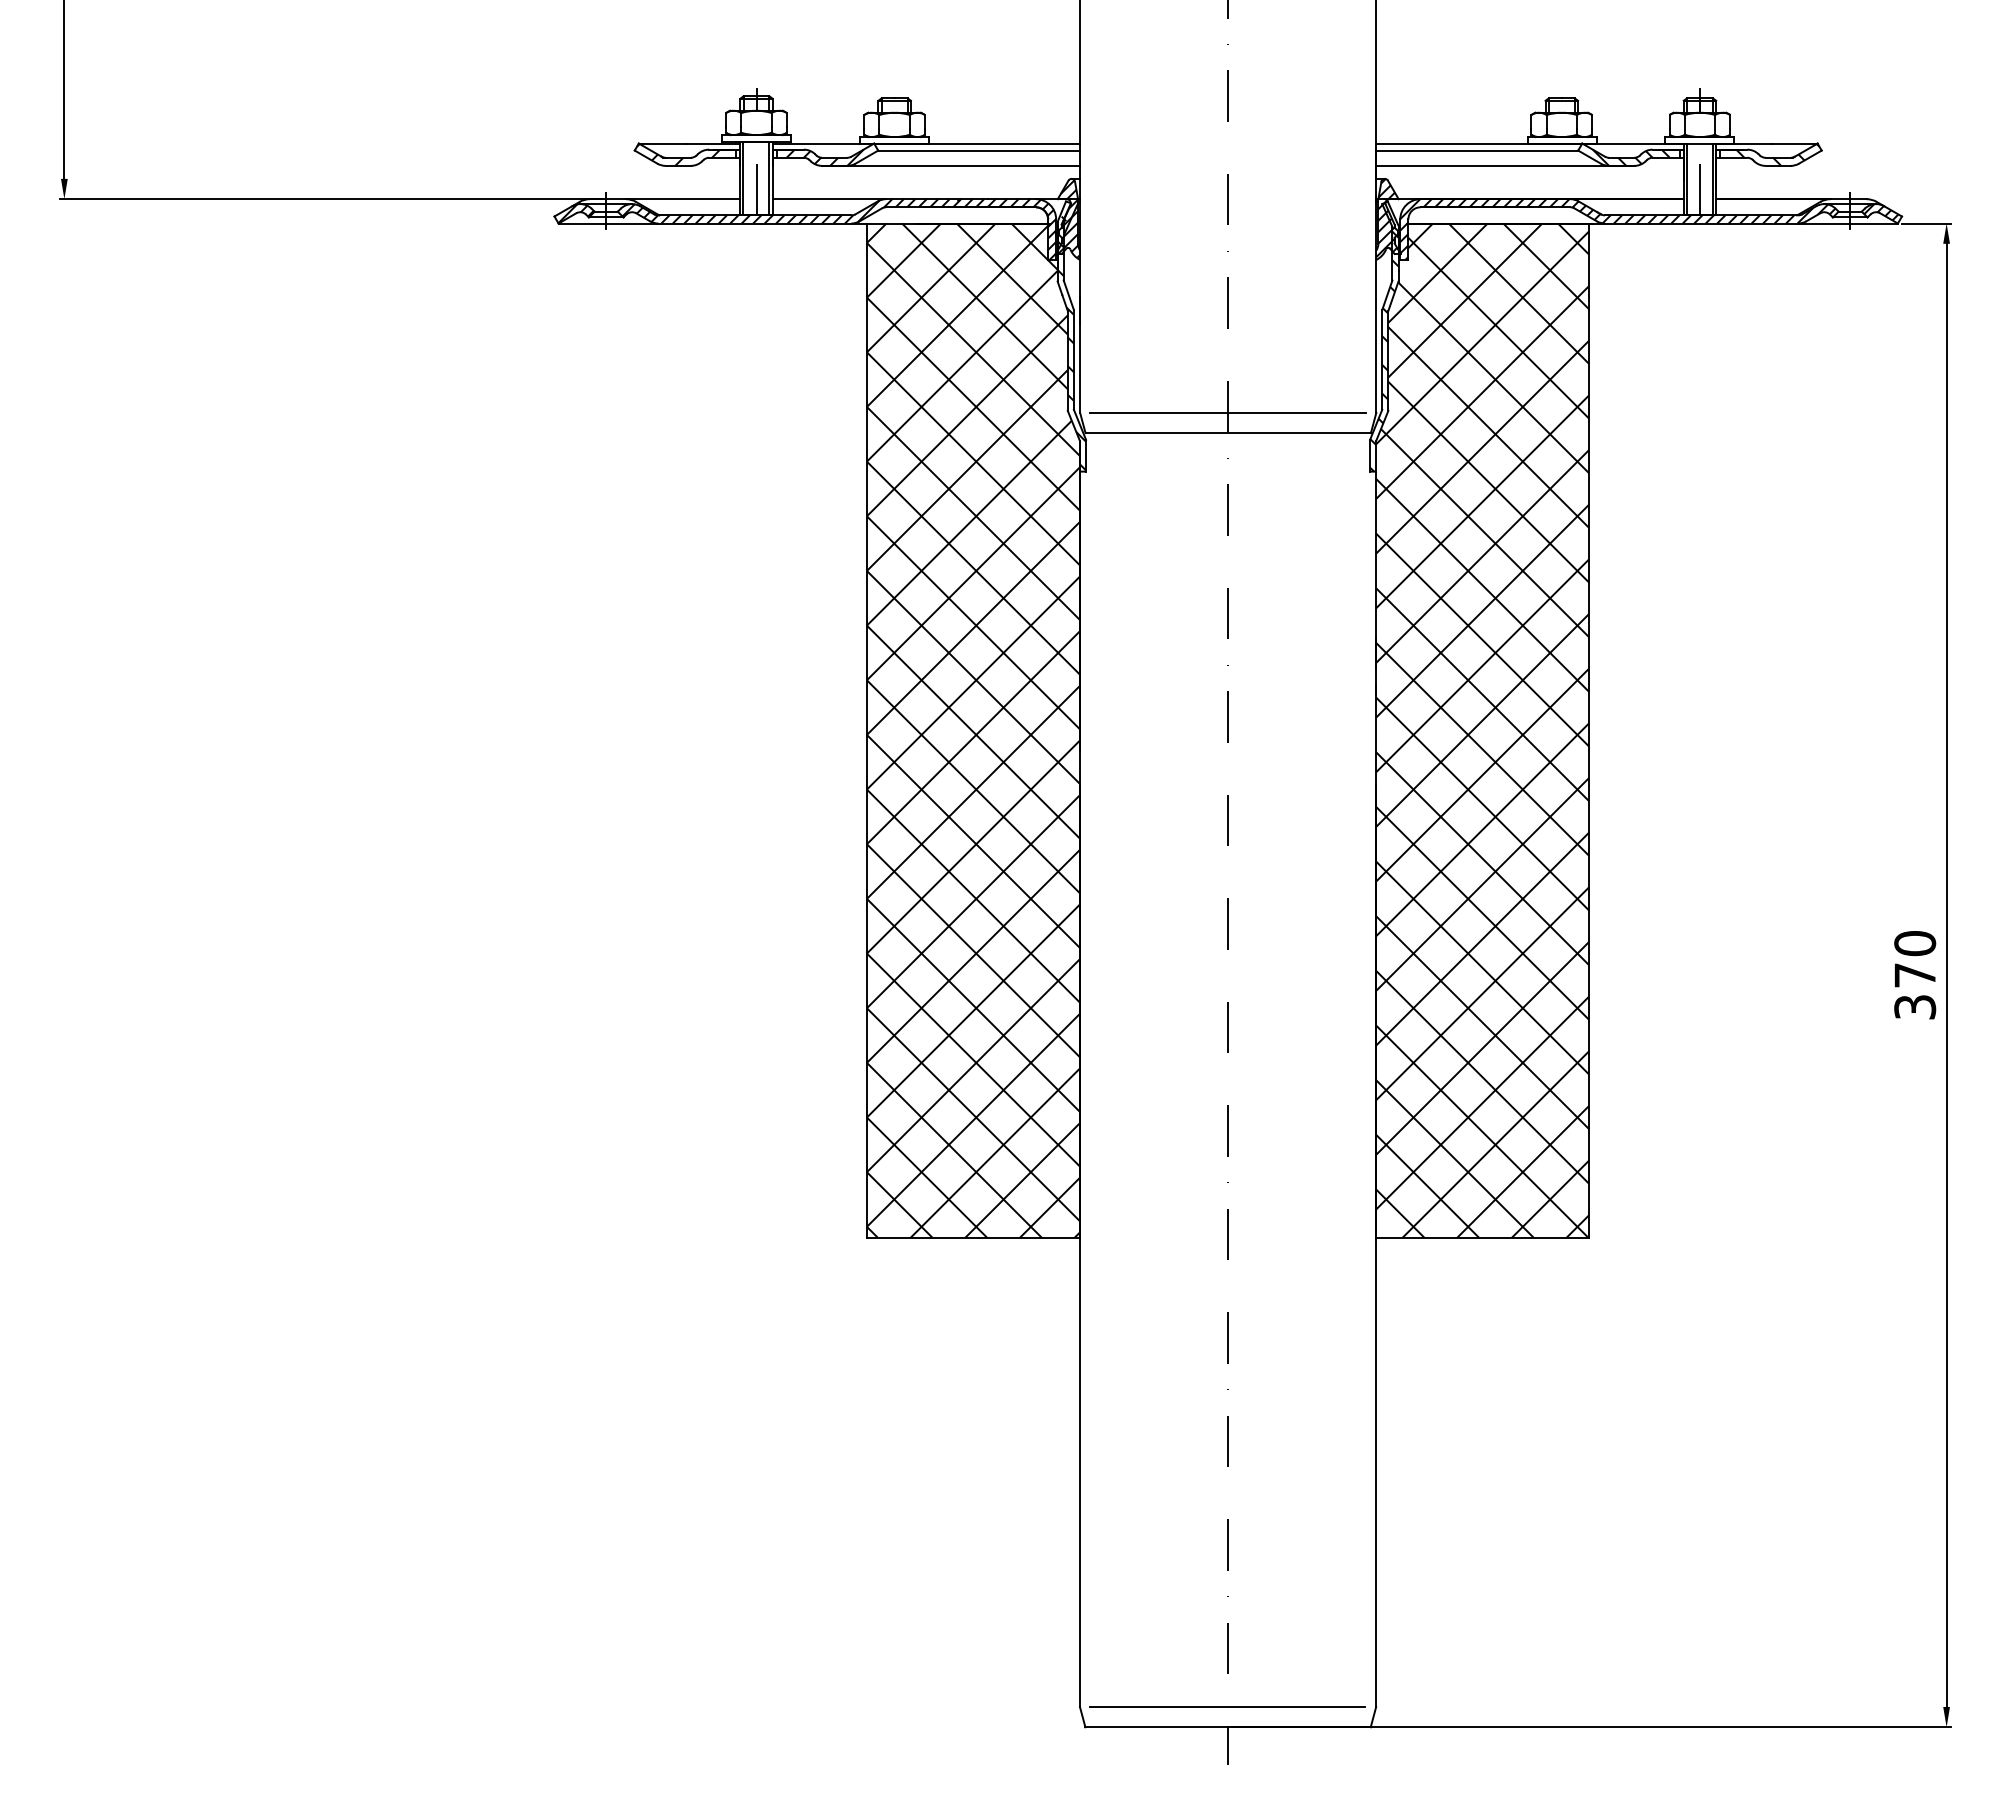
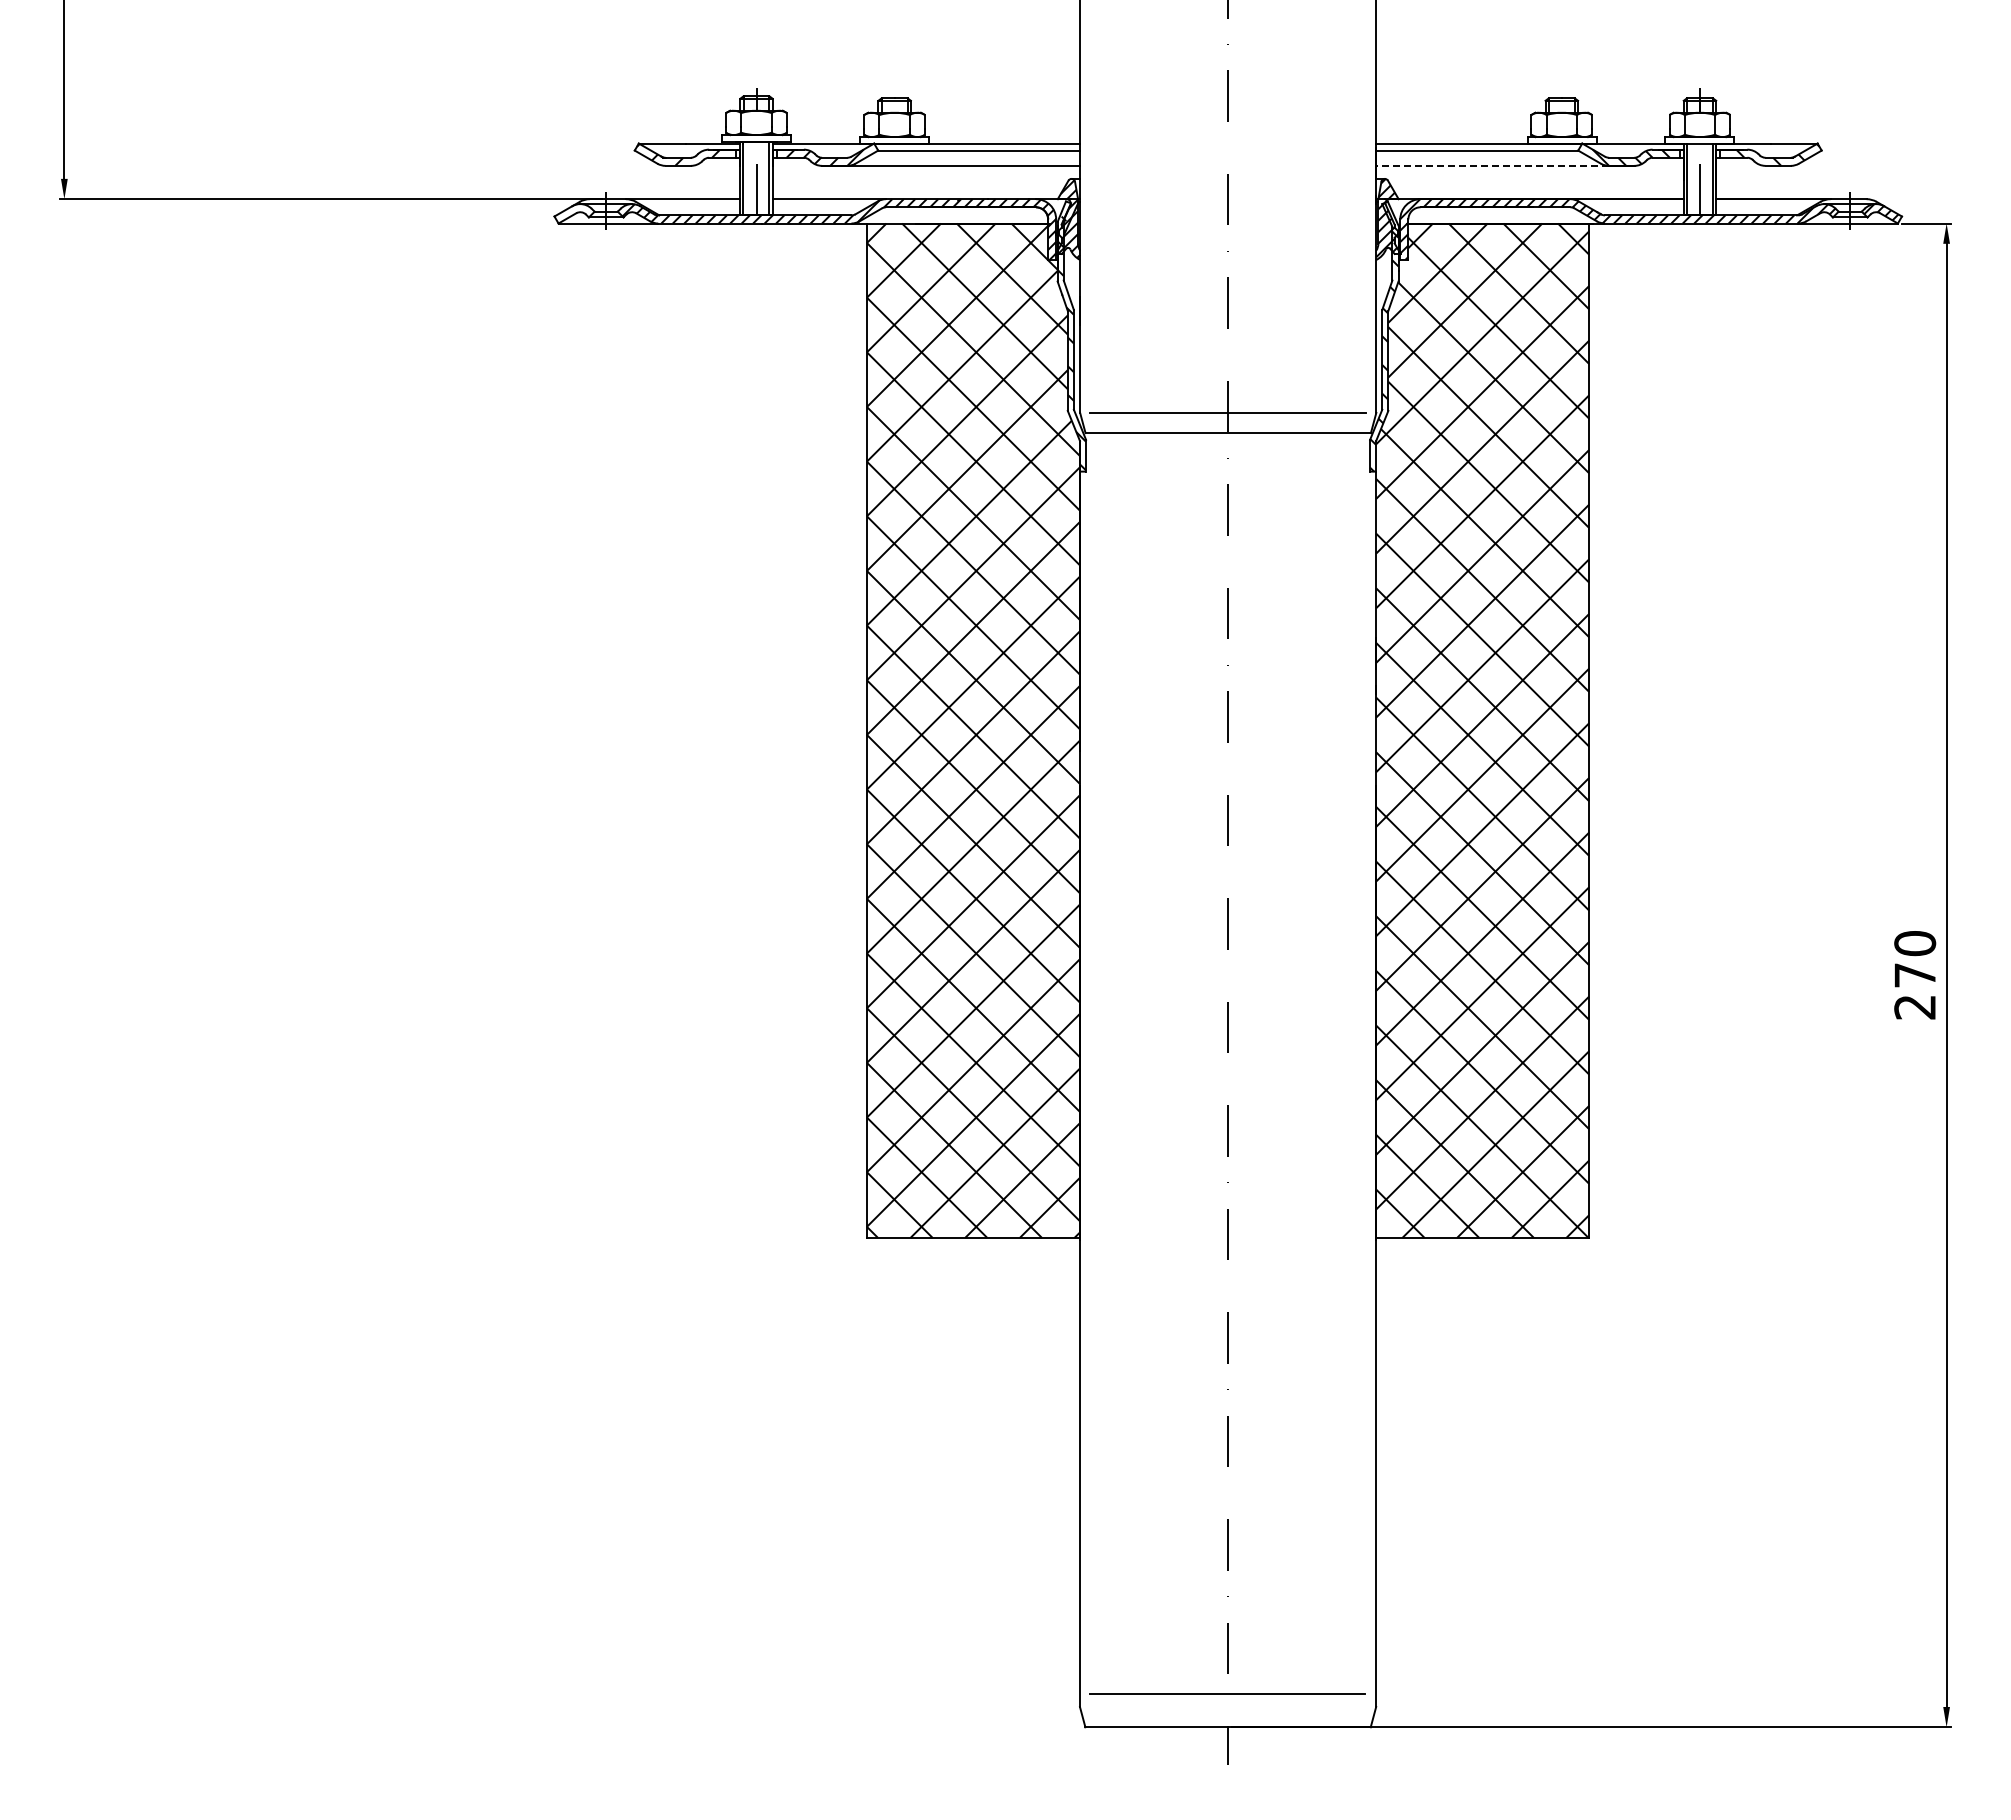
line: solid -> dashed (1492, 165)
hatch: present -> none (575, 213)
text: 370 -> 270 (1915, 1007)
line position: (1227, 1706) -> (1227, 1693) (1227, 1693)
